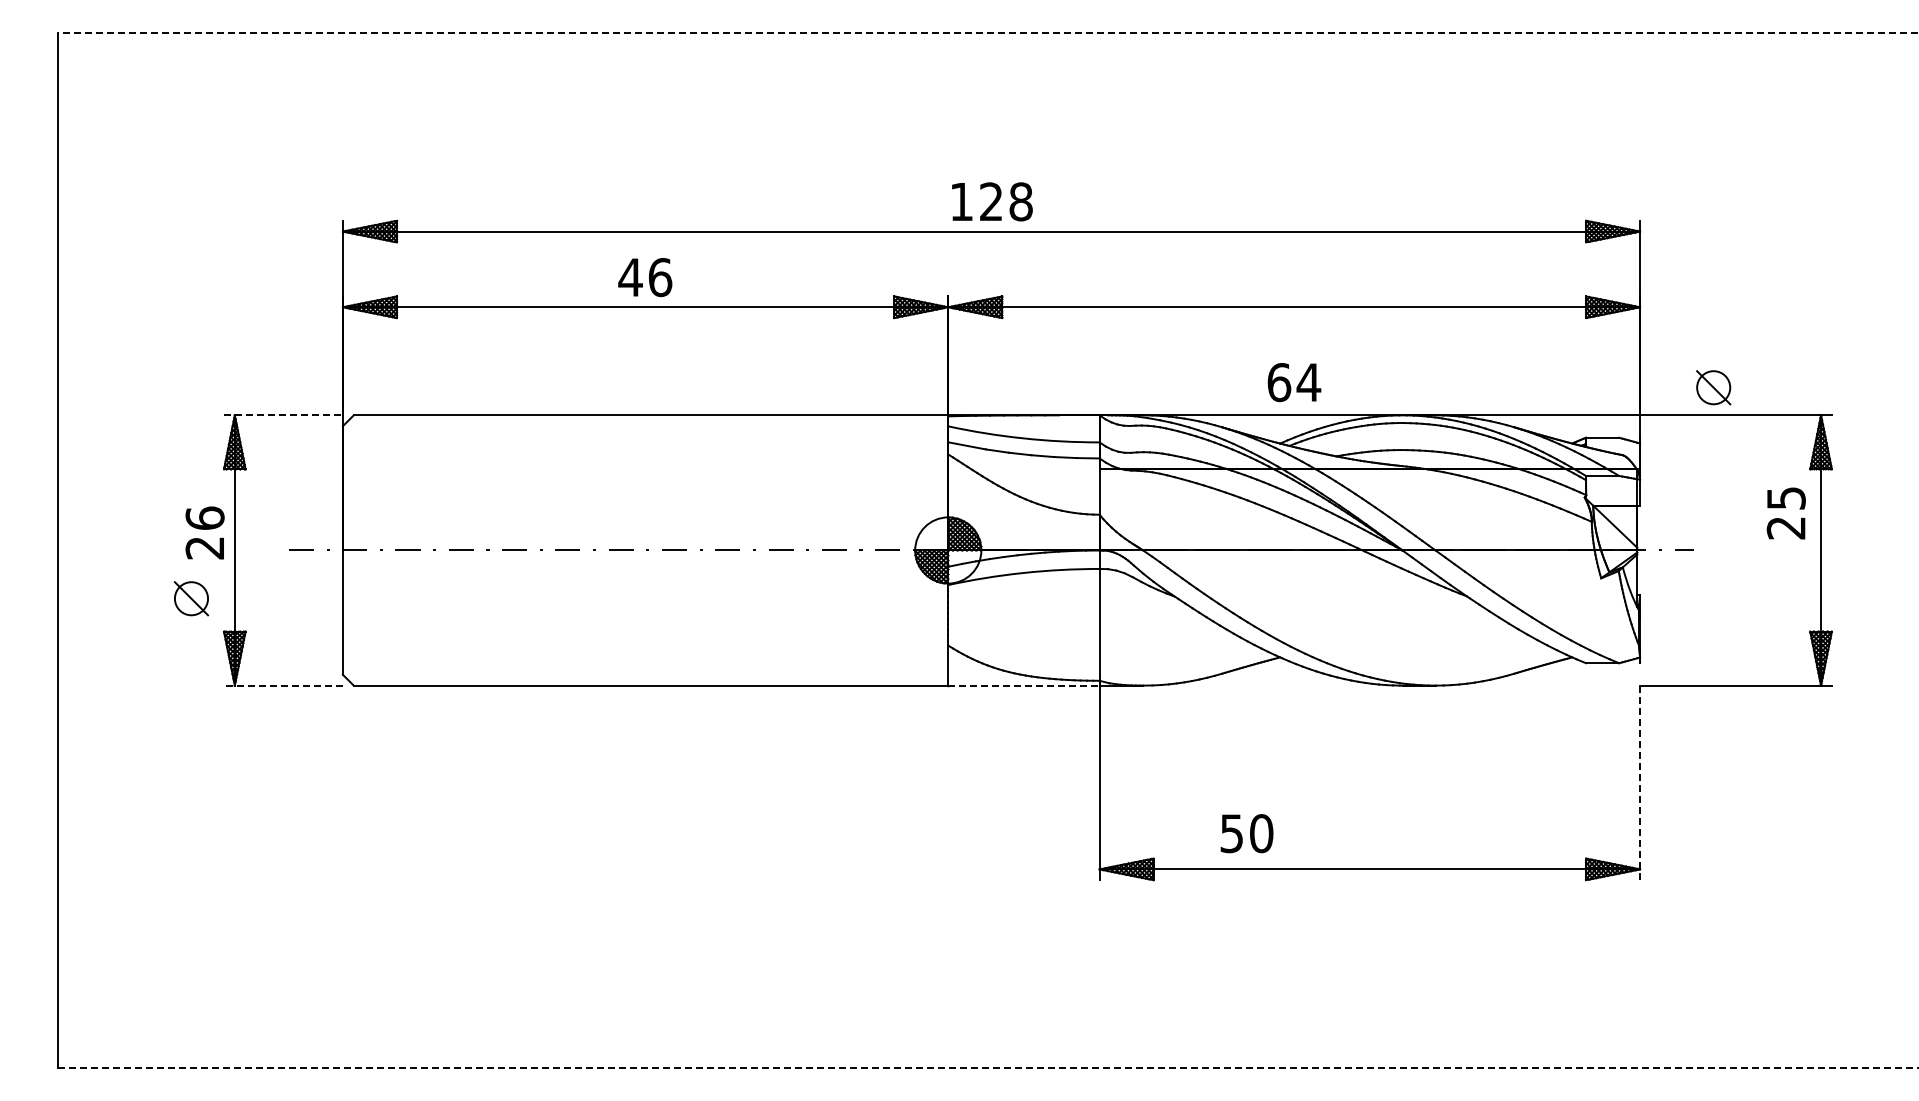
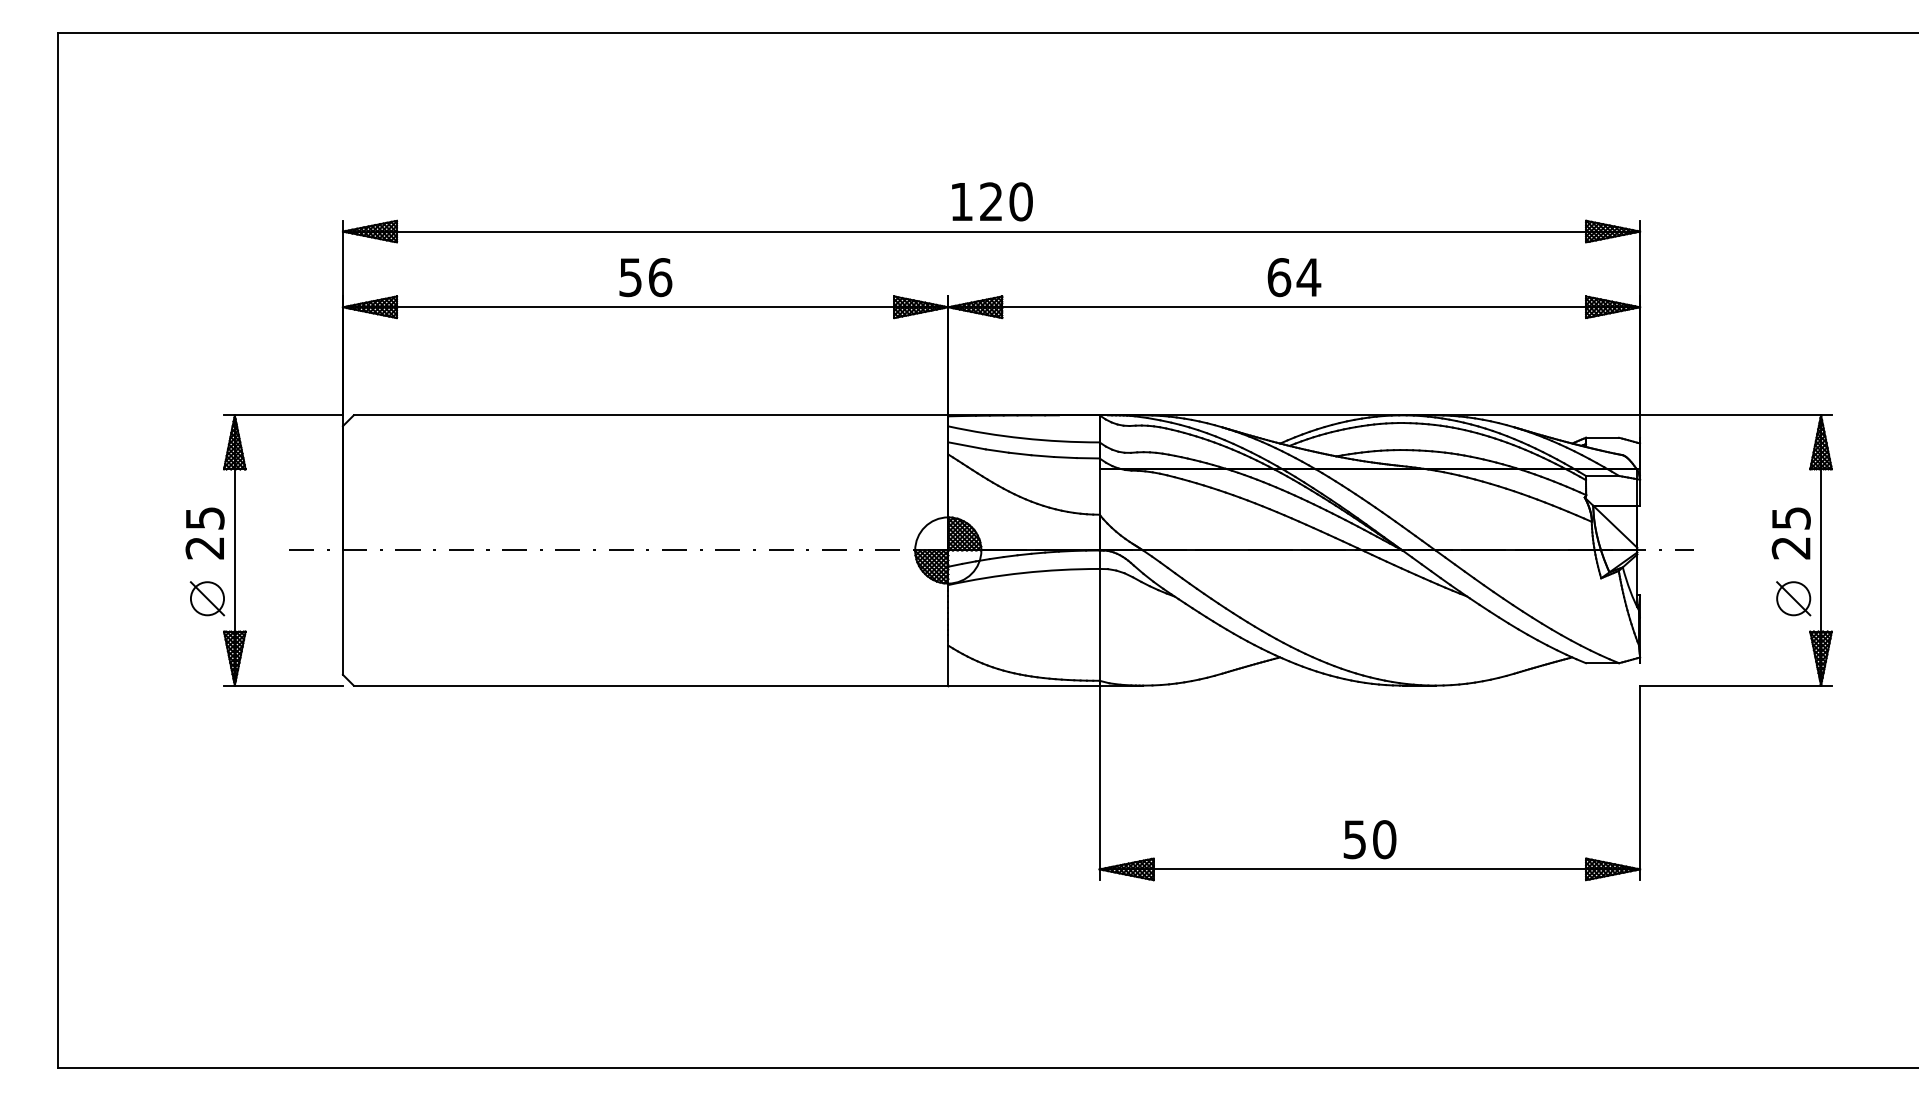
line: dashed -> solid (987, 33)
text: 128 -> 120 (1020, 201)
text: 46 -> 56 (630, 277)
text position: (1294, 382) -> (1294, 277) (1294, 277)
part position: (1713, 387) -> (1793, 598) (1793, 598)
line: dashed -> solid (283, 415)
text position: (1785, 513) -> (1790, 533) (1790, 533)
text: 26 -> 25 (204, 517)
part position: (191, 598) -> (207, 598) (207, 598)
line: dashed -> solid (282, 685)
line: dashed -> solid (1023, 685)
line: dashed -> solid (1640, 782)
text position: (1246, 833) -> (1369, 839) (1369, 839)
line: dashed -> solid (988, 1067)
